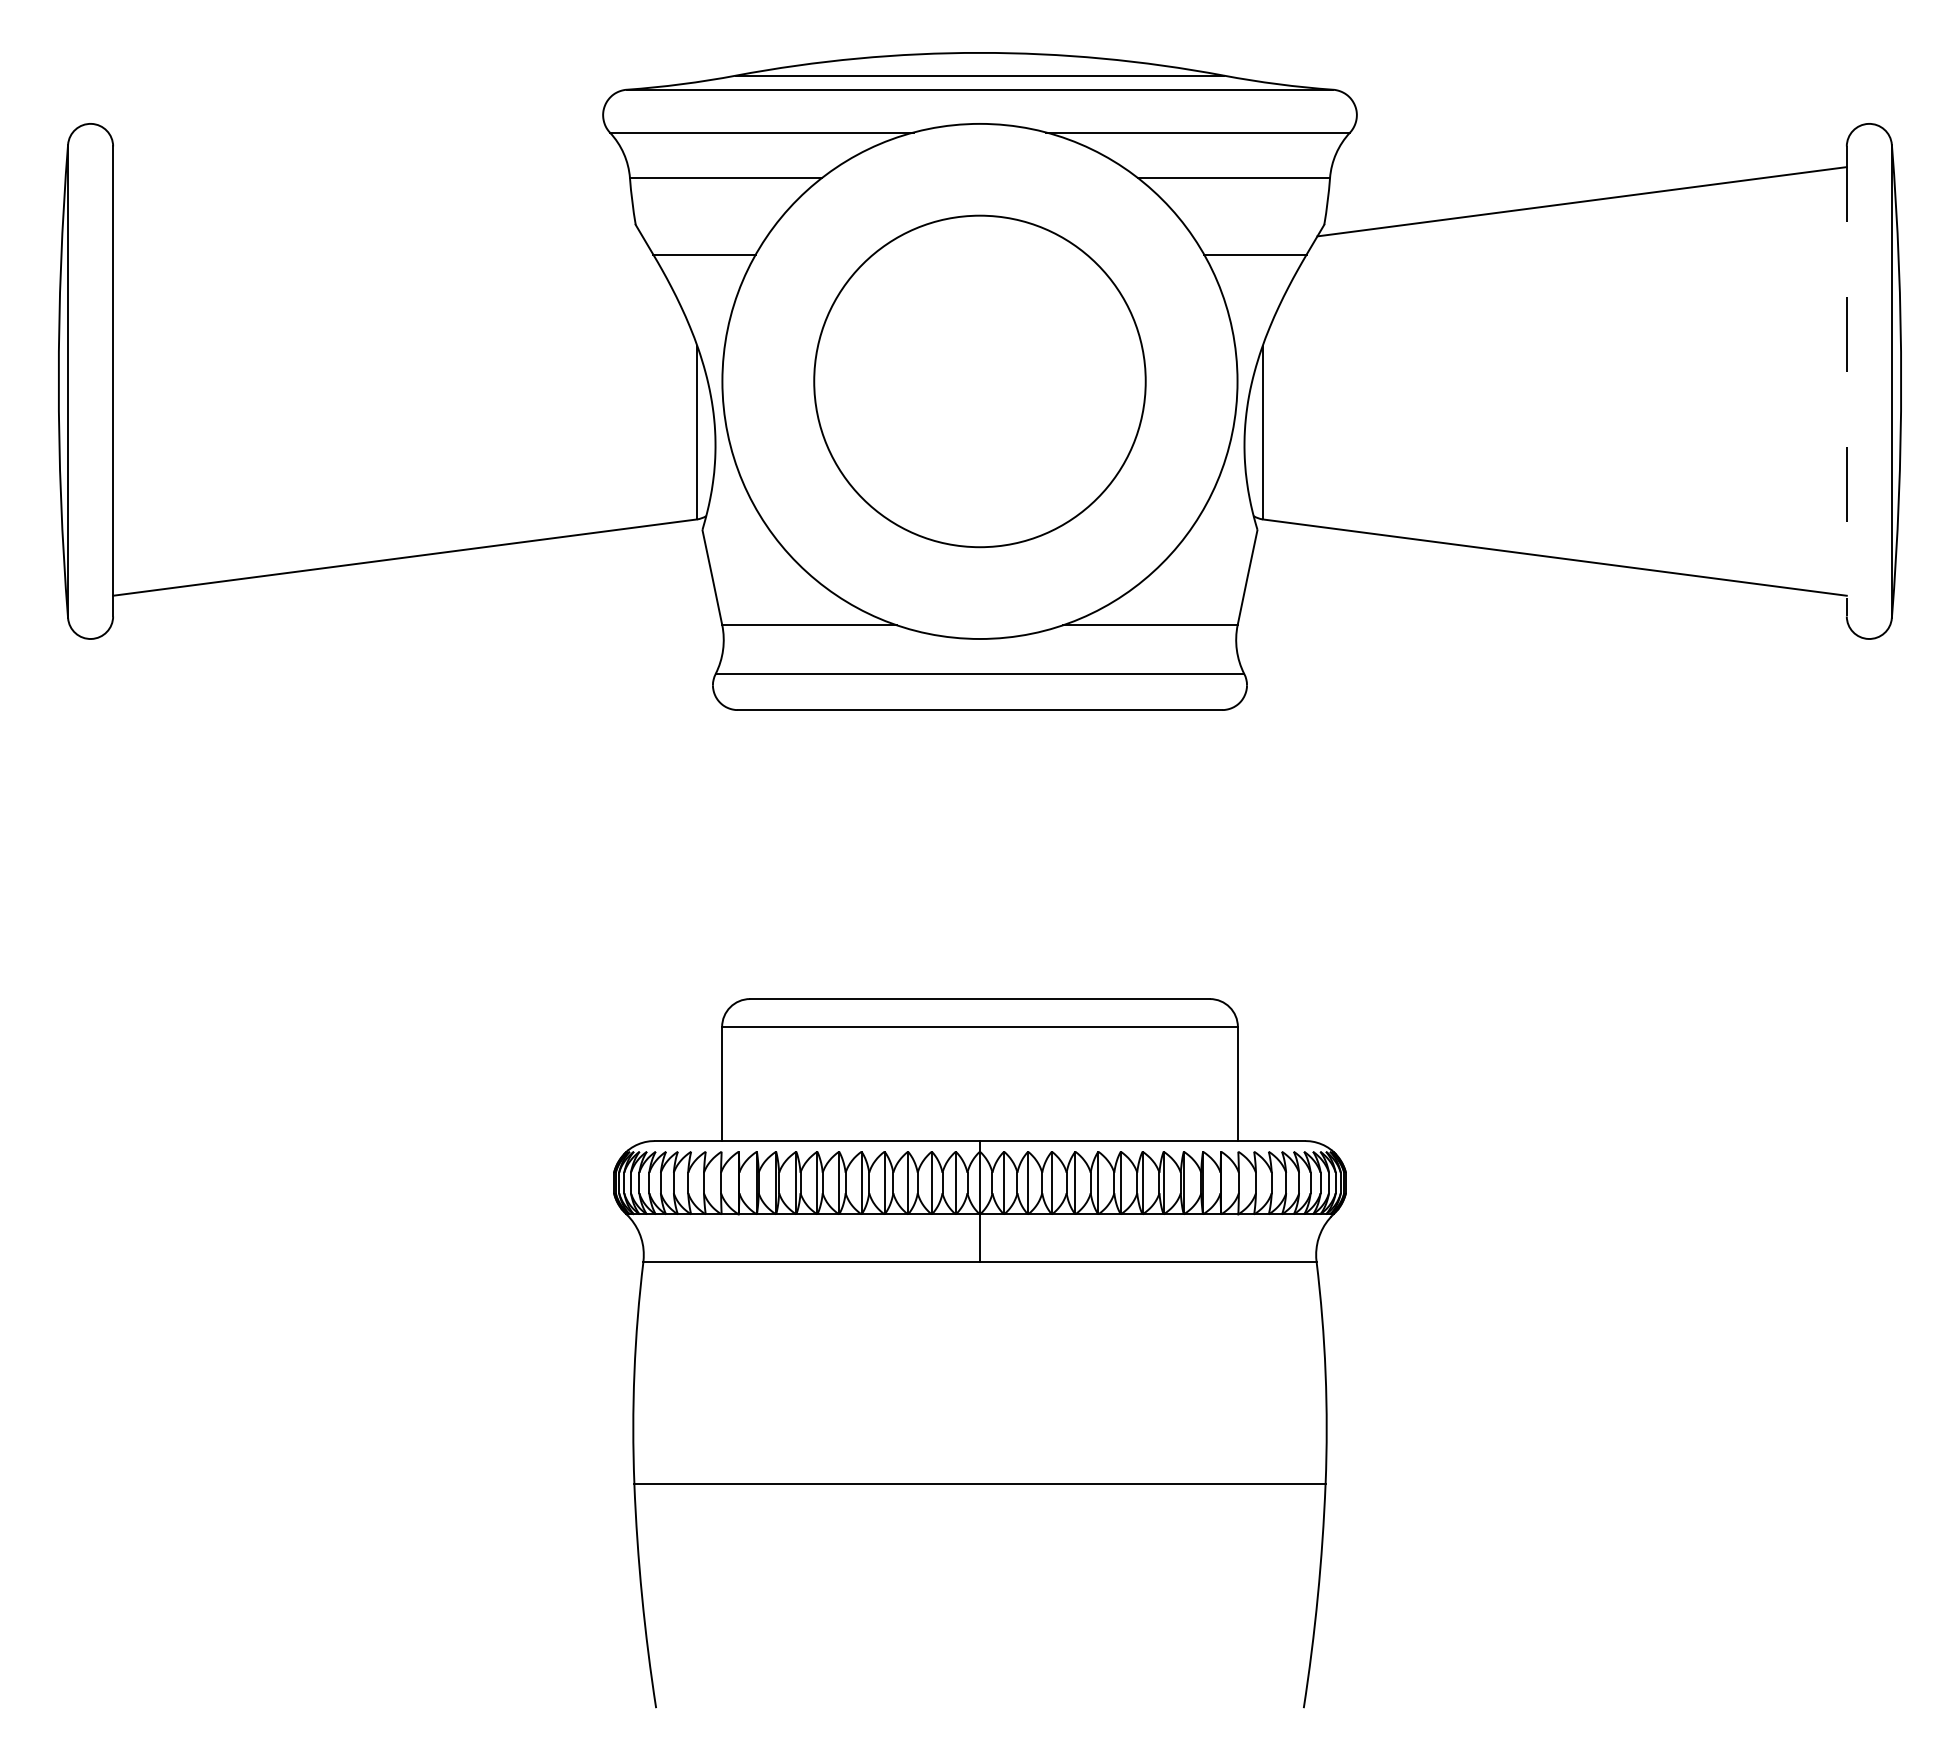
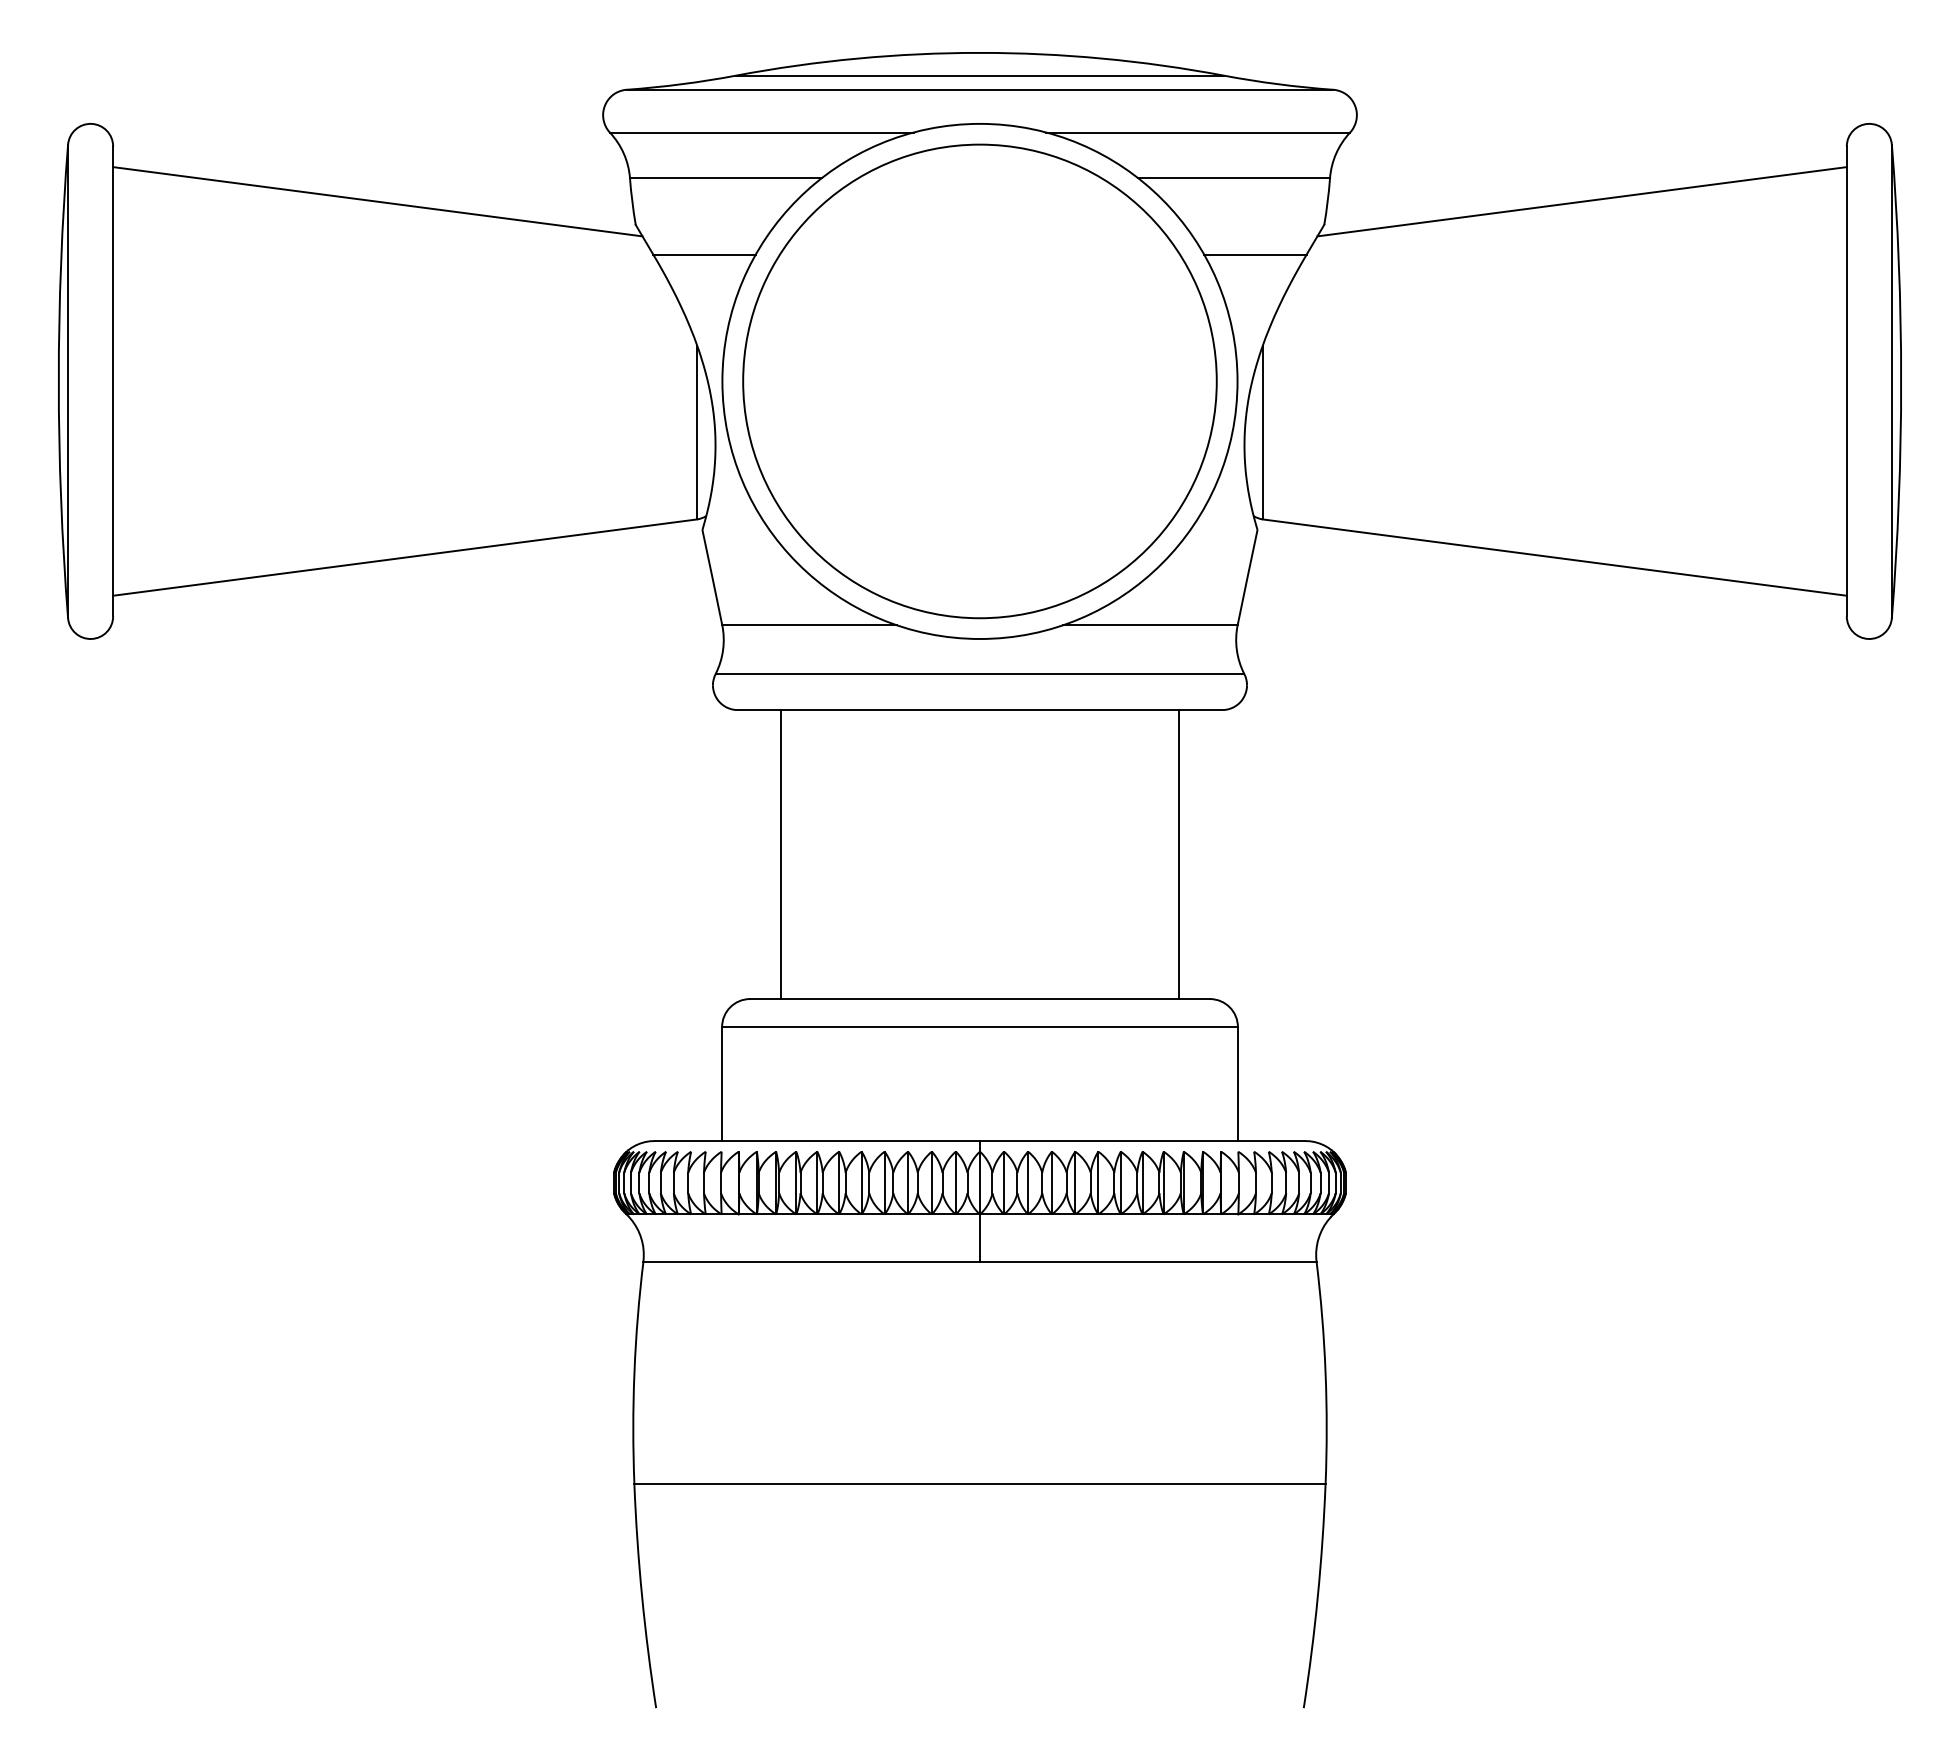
line: none -> present (377, 201)
circle size: 334x335 px -> 476x477 px (979, 381)
line: dashed -> solid (1846, 381)
line: none -> present (780, 854)
line: none -> present (1179, 854)
